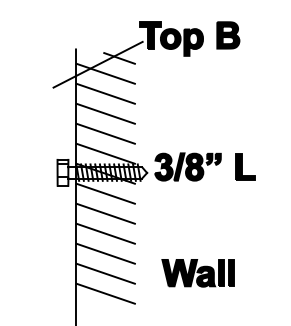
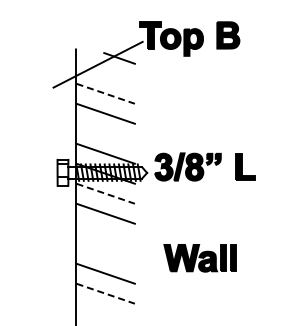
line: present -> none (105, 73)
line: solid -> dashed (105, 93)
line: present -> none (105, 133)
line: solid -> dashed (105, 193)
line: present -> none (105, 233)
line: present -> none (105, 253)
part position: (197, 273) -> (199, 258) (199, 258)
line: solid -> dashed (105, 293)
